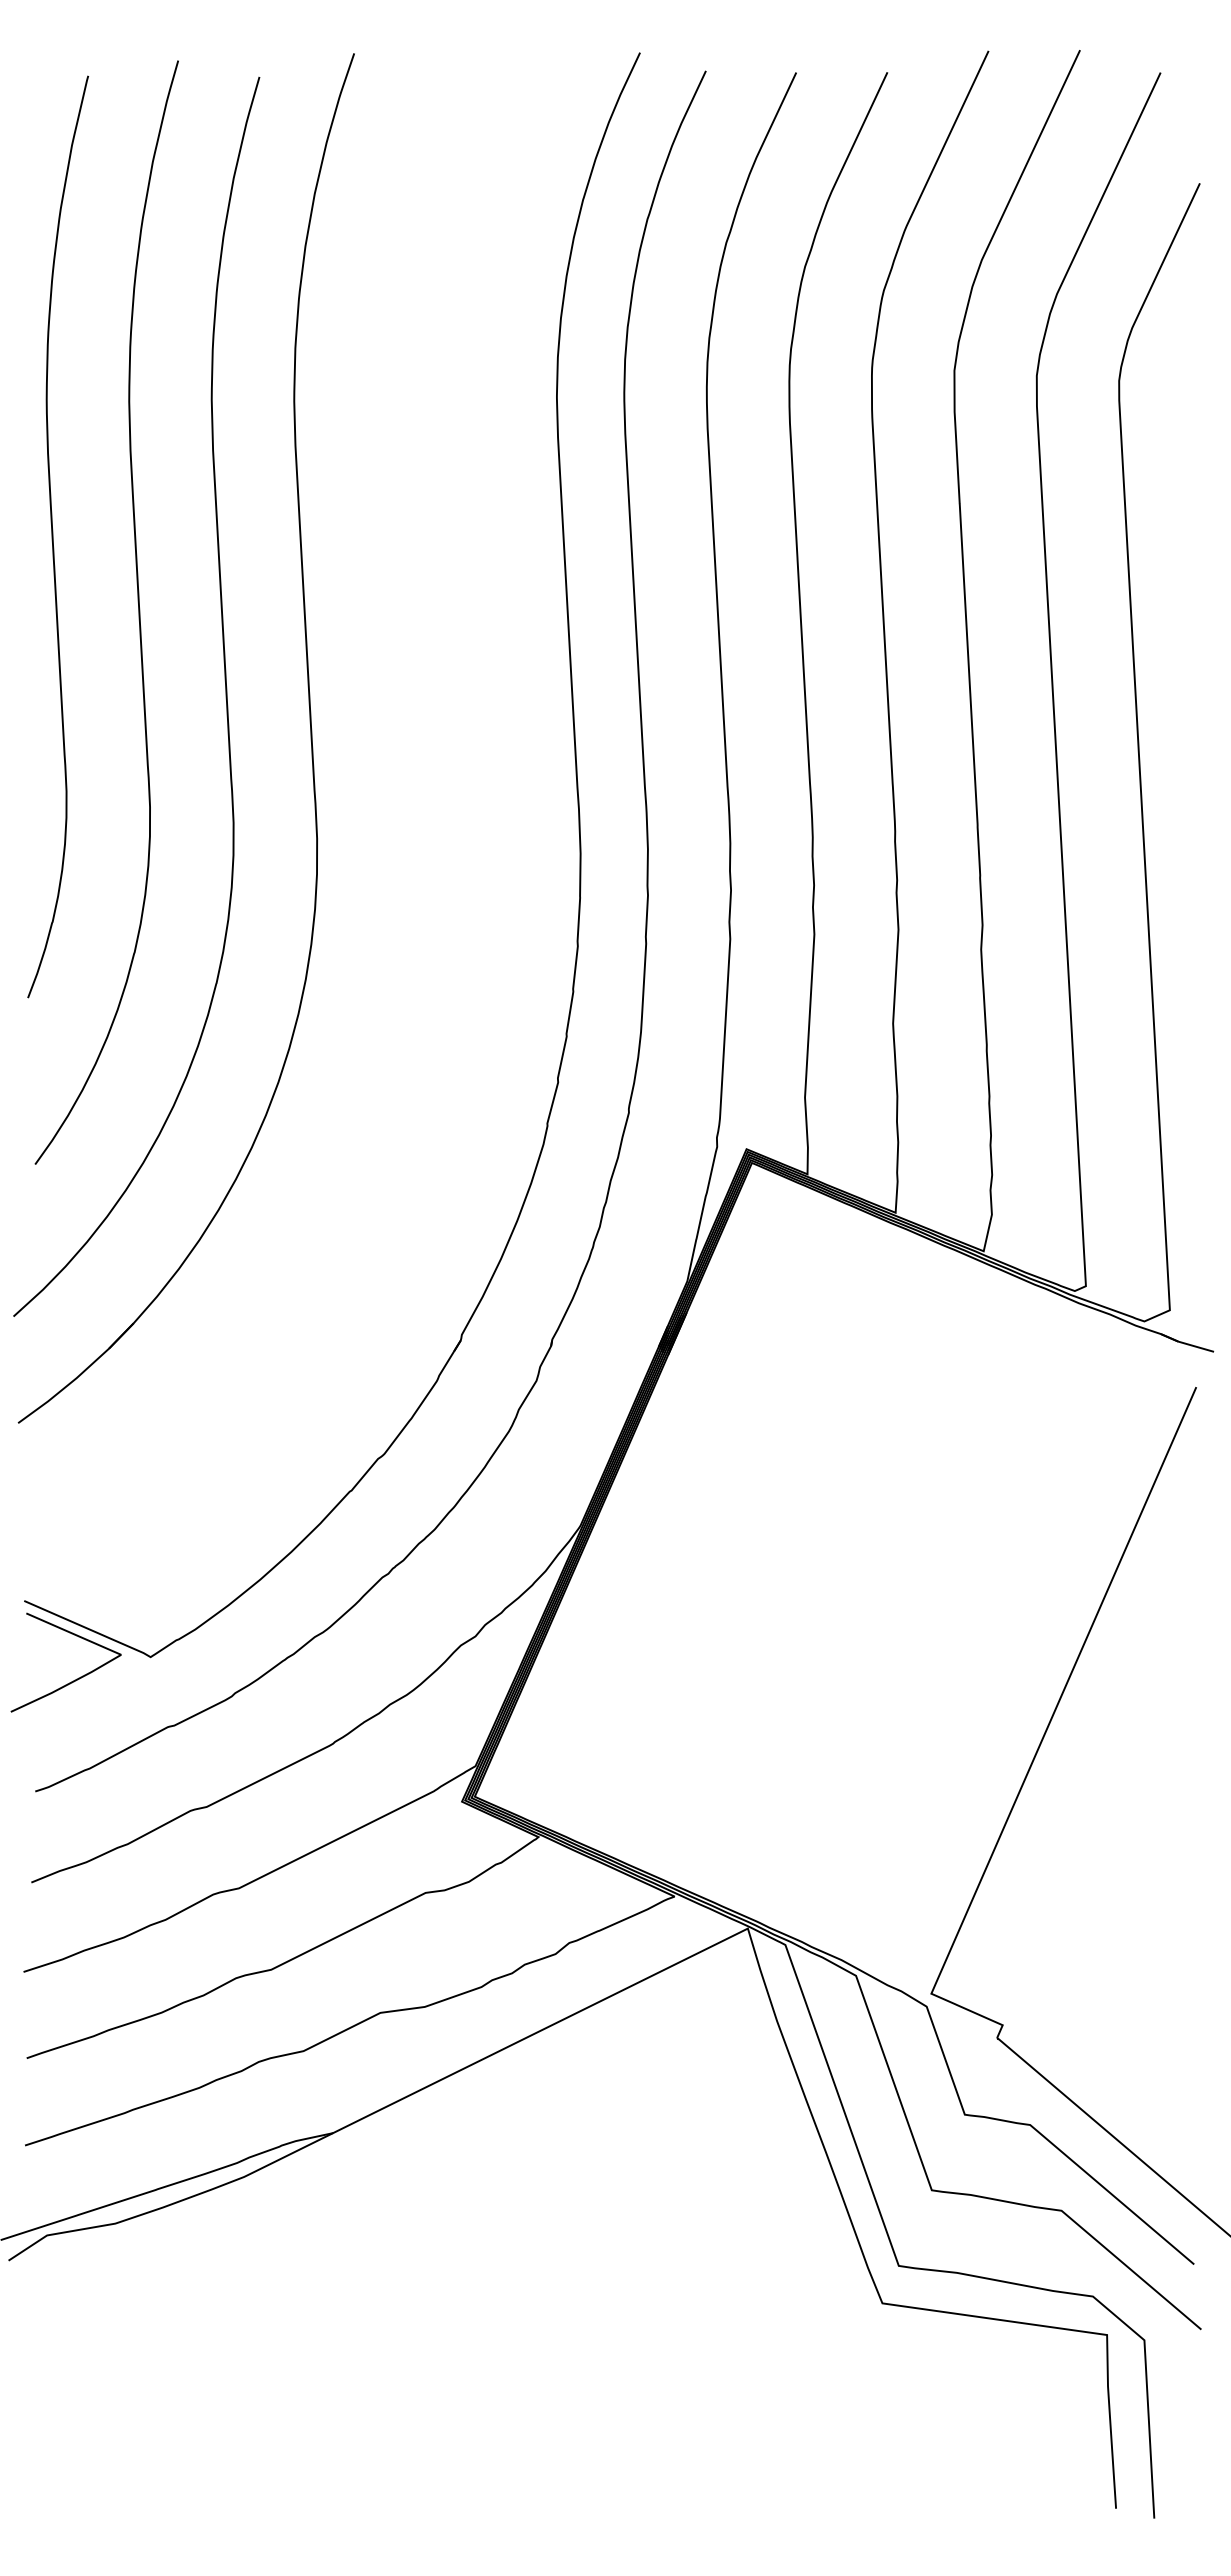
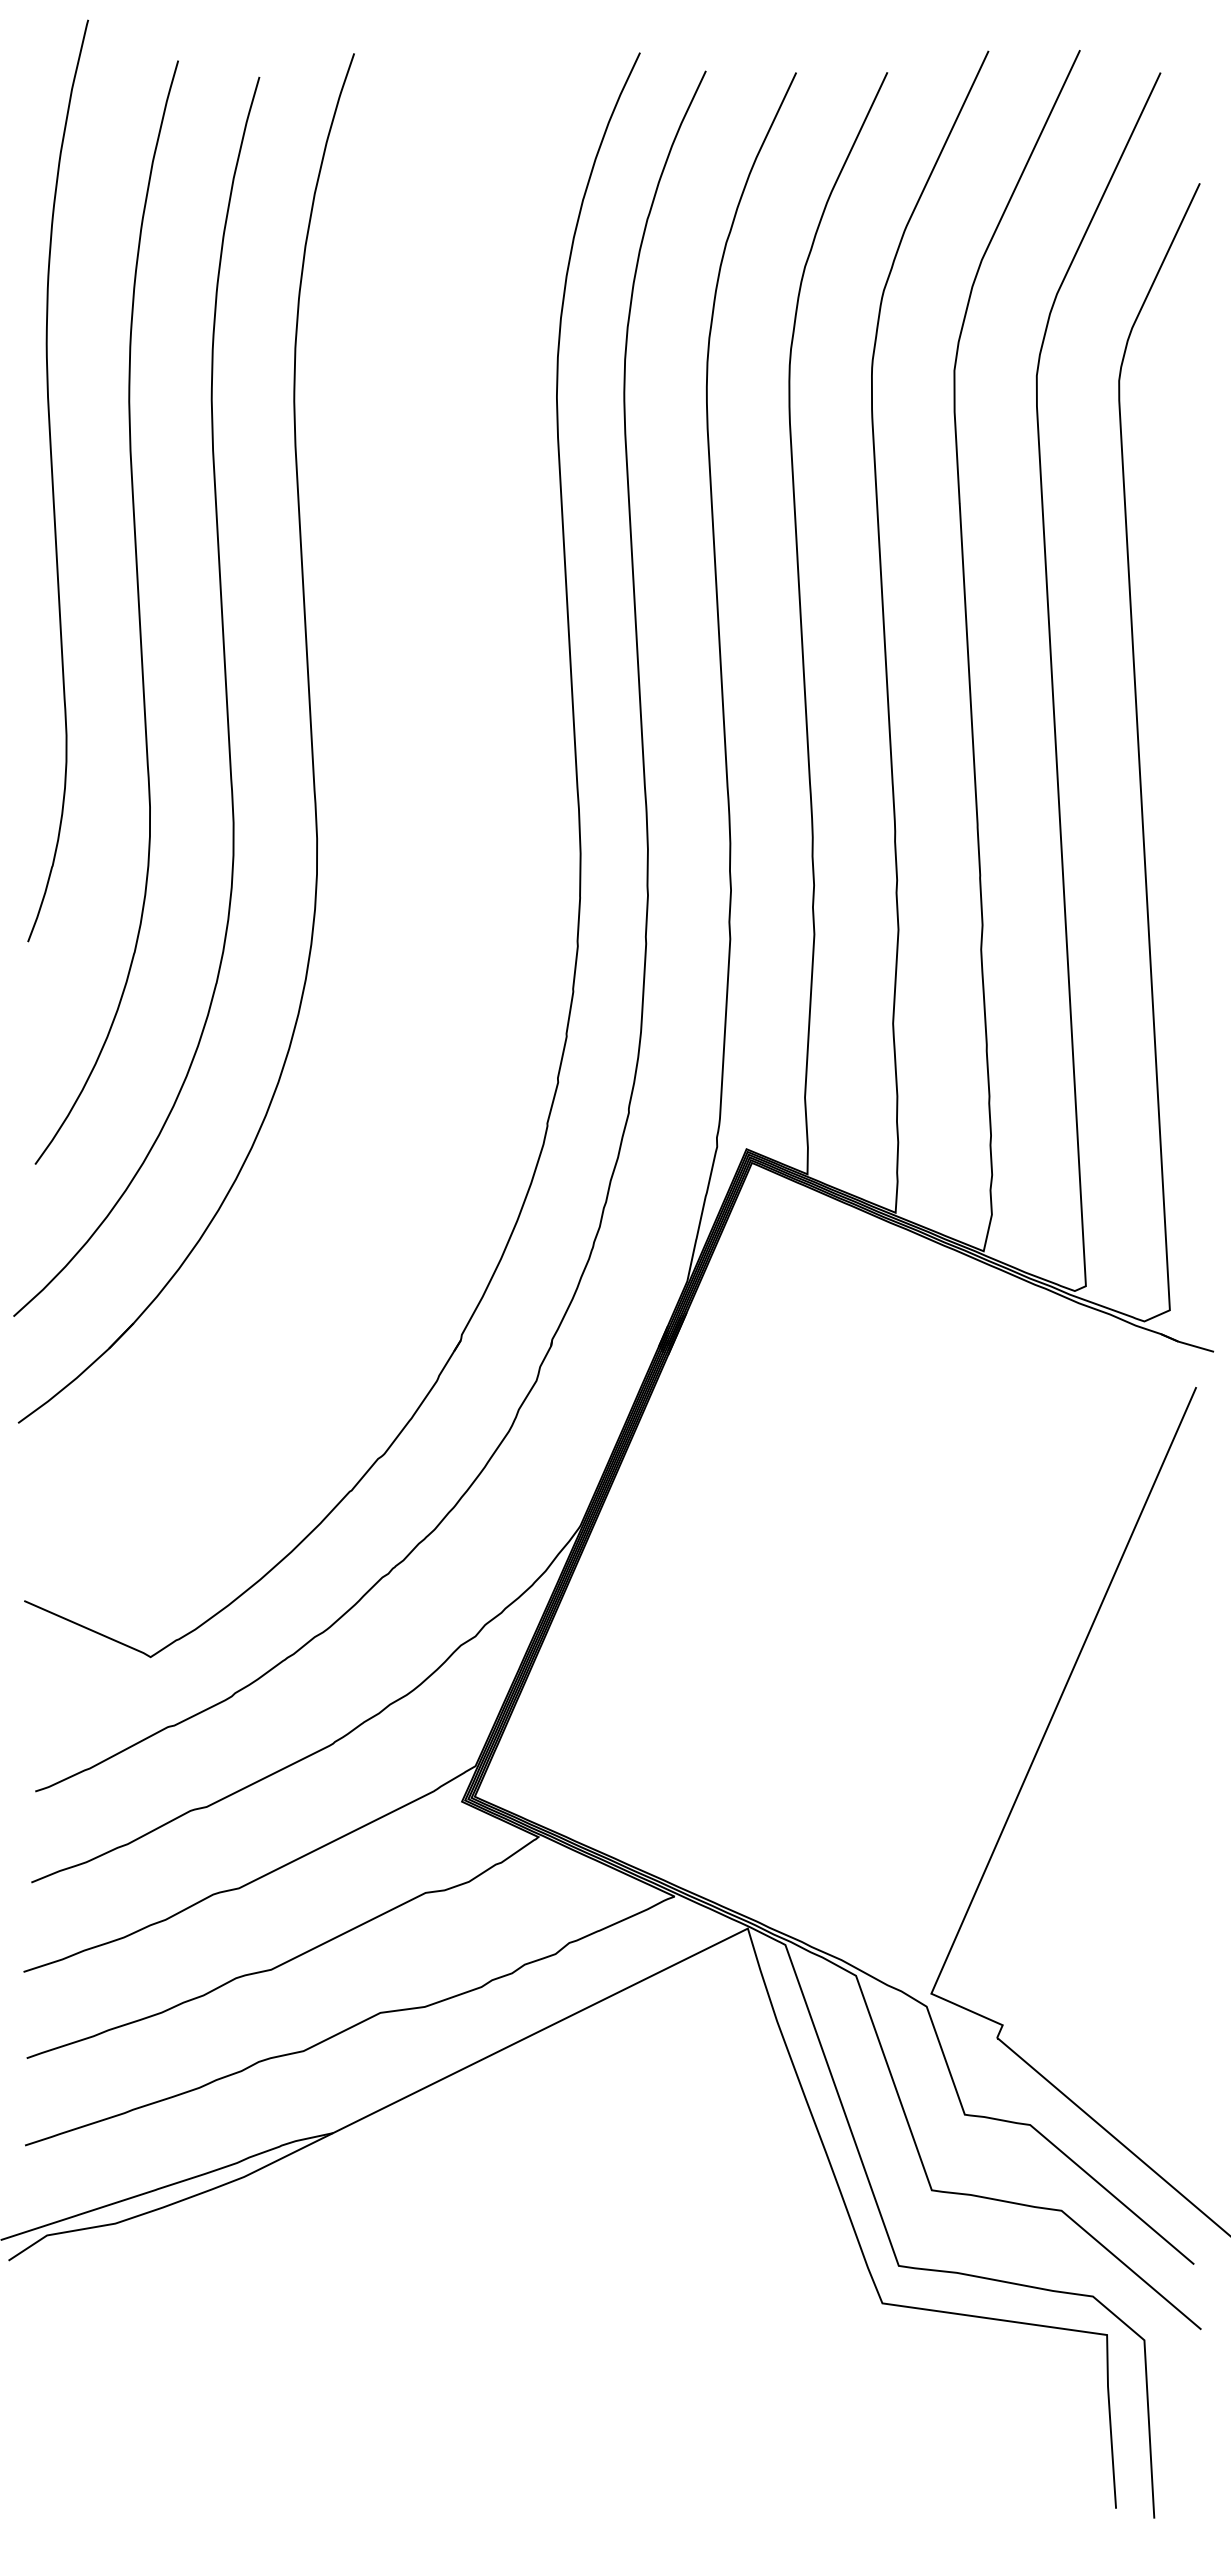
curve position: (53, 536) -> (53, 480) (53, 480)
curve: present -> none (76, 1678)
